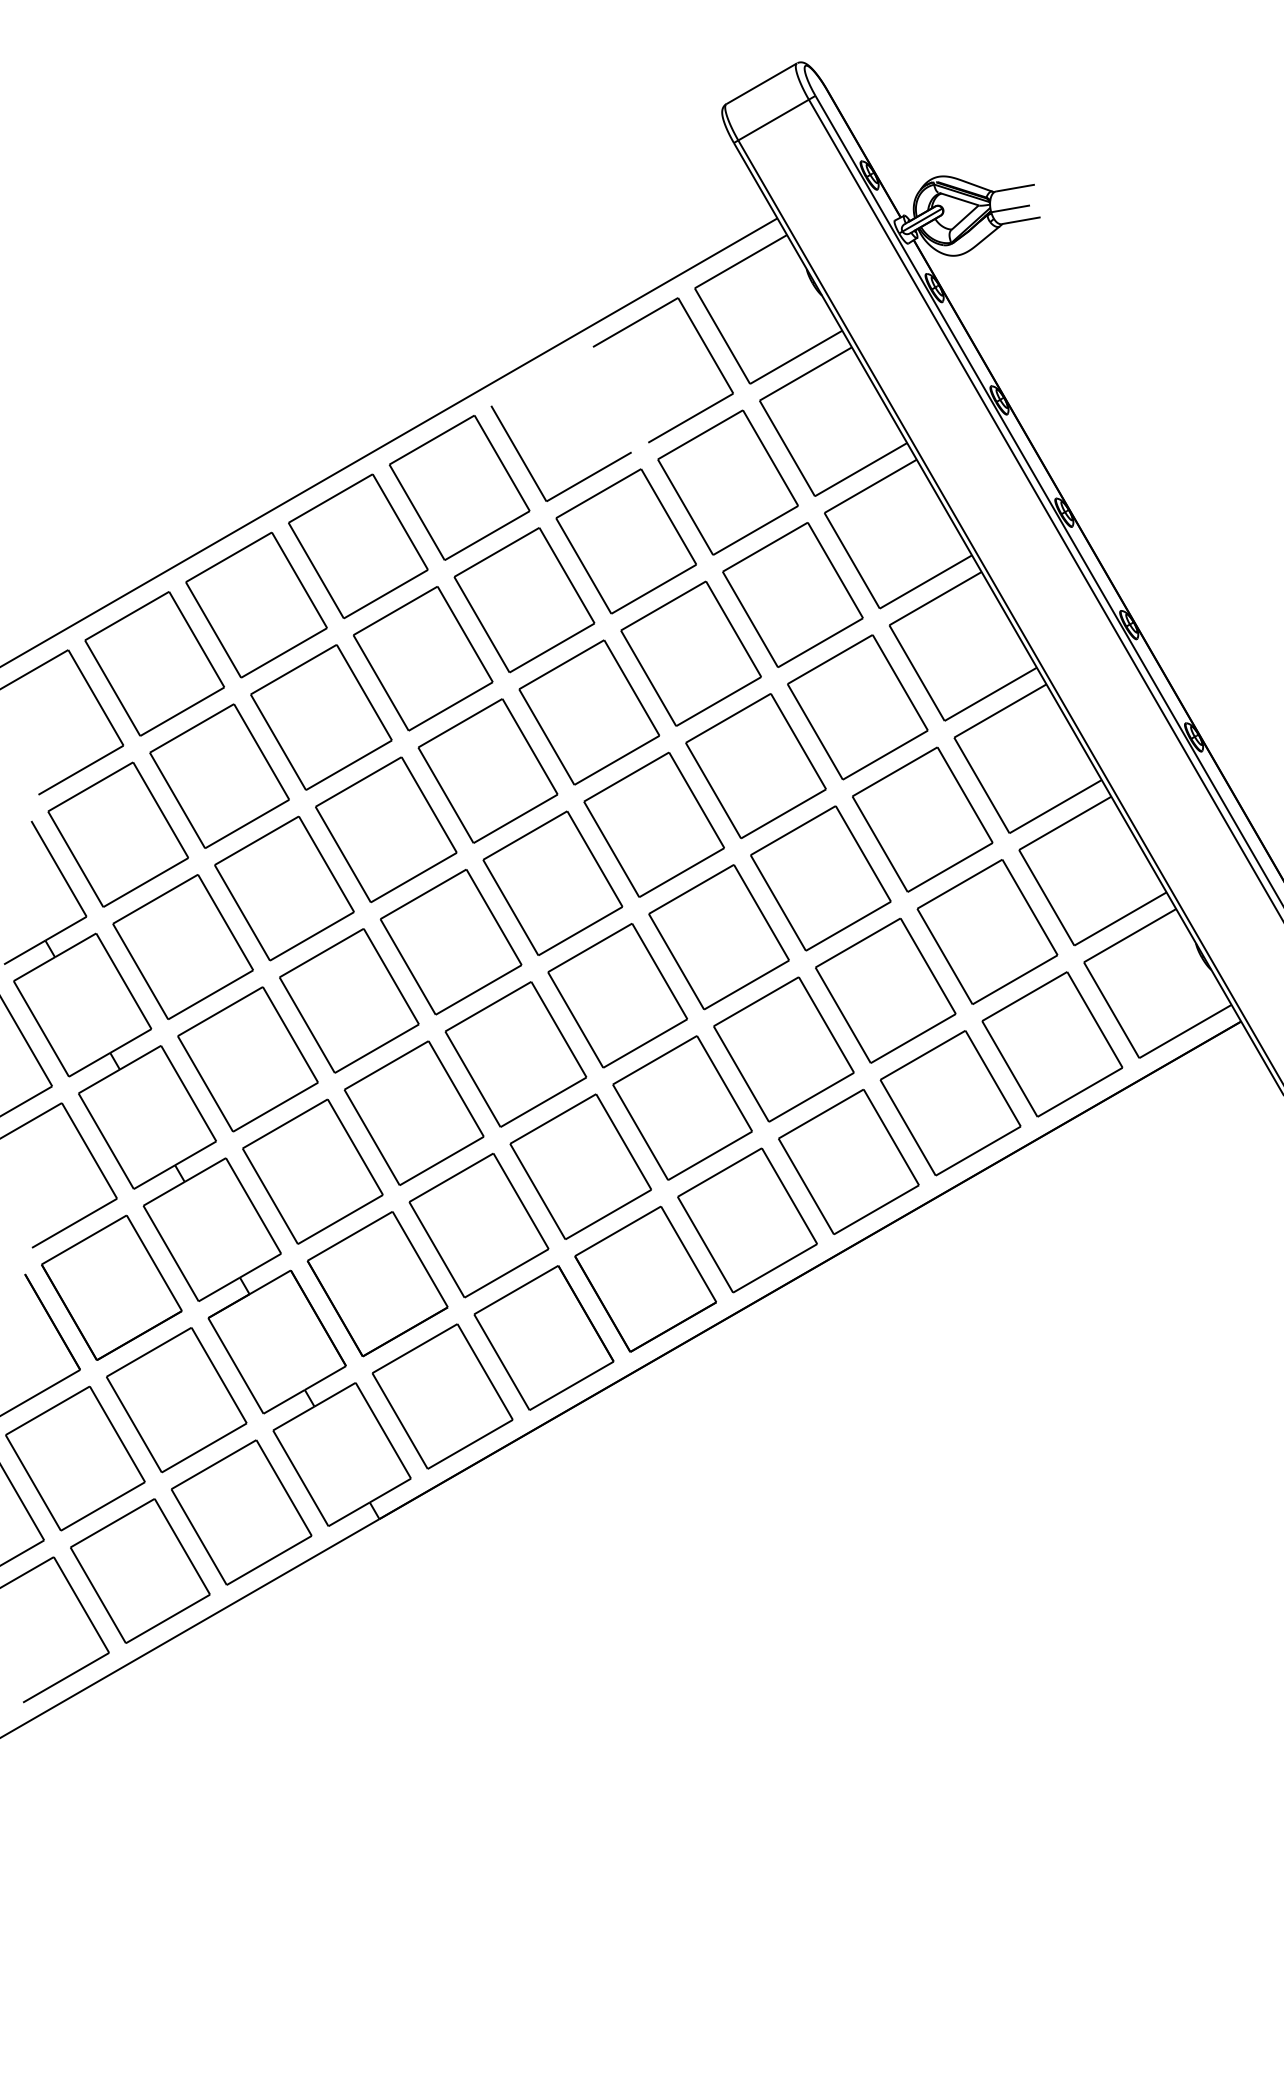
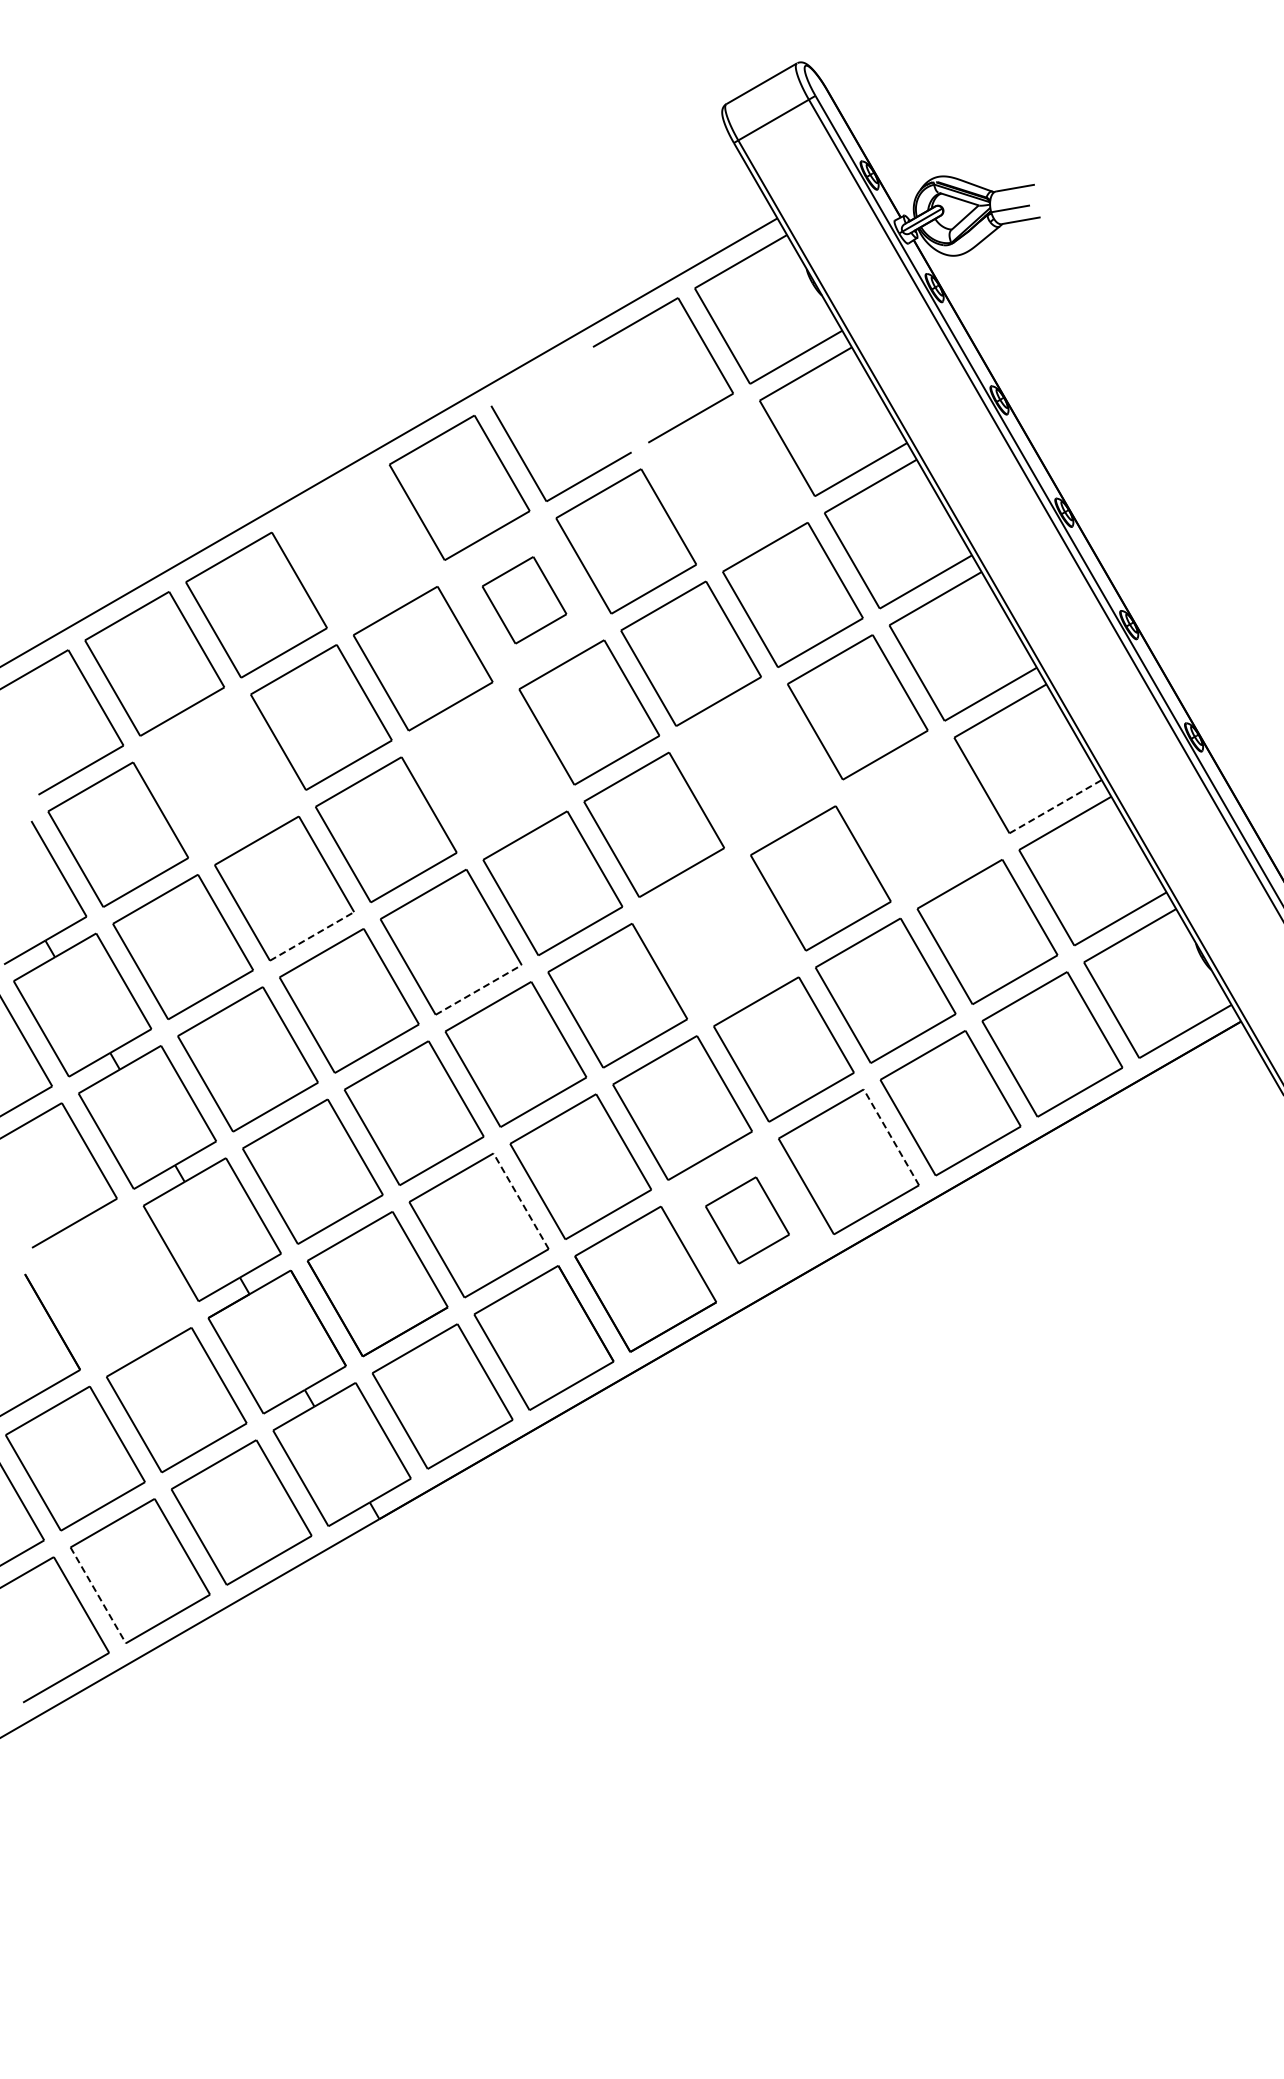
part: present -> none (727, 482)
part: present -> none (358, 546)
part size: 143x147 px -> 86x89 px (524, 600)
part: present -> none (755, 766)
part: present -> none (487, 770)
part: present -> none (219, 775)
line: solid -> dashed (1056, 806)
part: present -> none (922, 819)
line: solid -> dashed (312, 936)
part: present -> none (718, 937)
line: solid -> dashed (478, 989)
line: solid -> dashed (891, 1136)
line: solid -> dashed (520, 1200)
part size: 141x147 px -> 85x89 px (747, 1220)
part: present -> none (111, 1287)
line: solid -> dashed (98, 1595)
